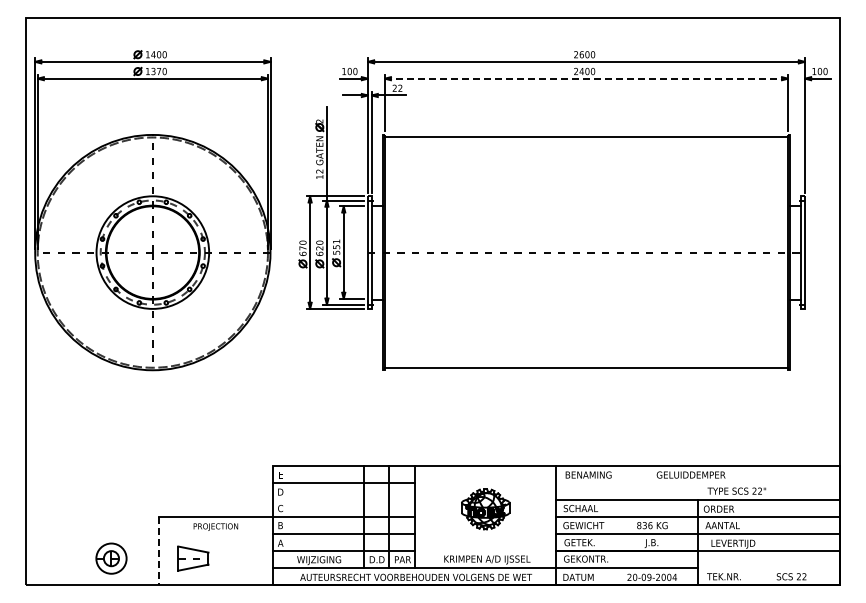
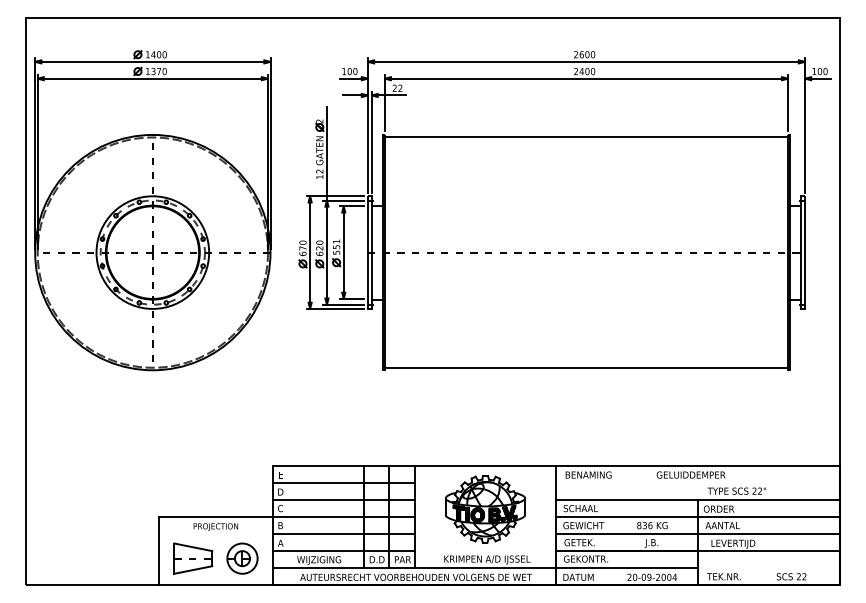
line: dashed -> solid (586, 78)
line: none -> present (343, 500)
part size: 50x43 px -> 82x69 px (485, 509)
line: dashed -> solid (159, 551)
part position: (111, 558) -> (242, 558) (242, 558)
part size: 33x27 px -> 41x33 px (193, 558)
